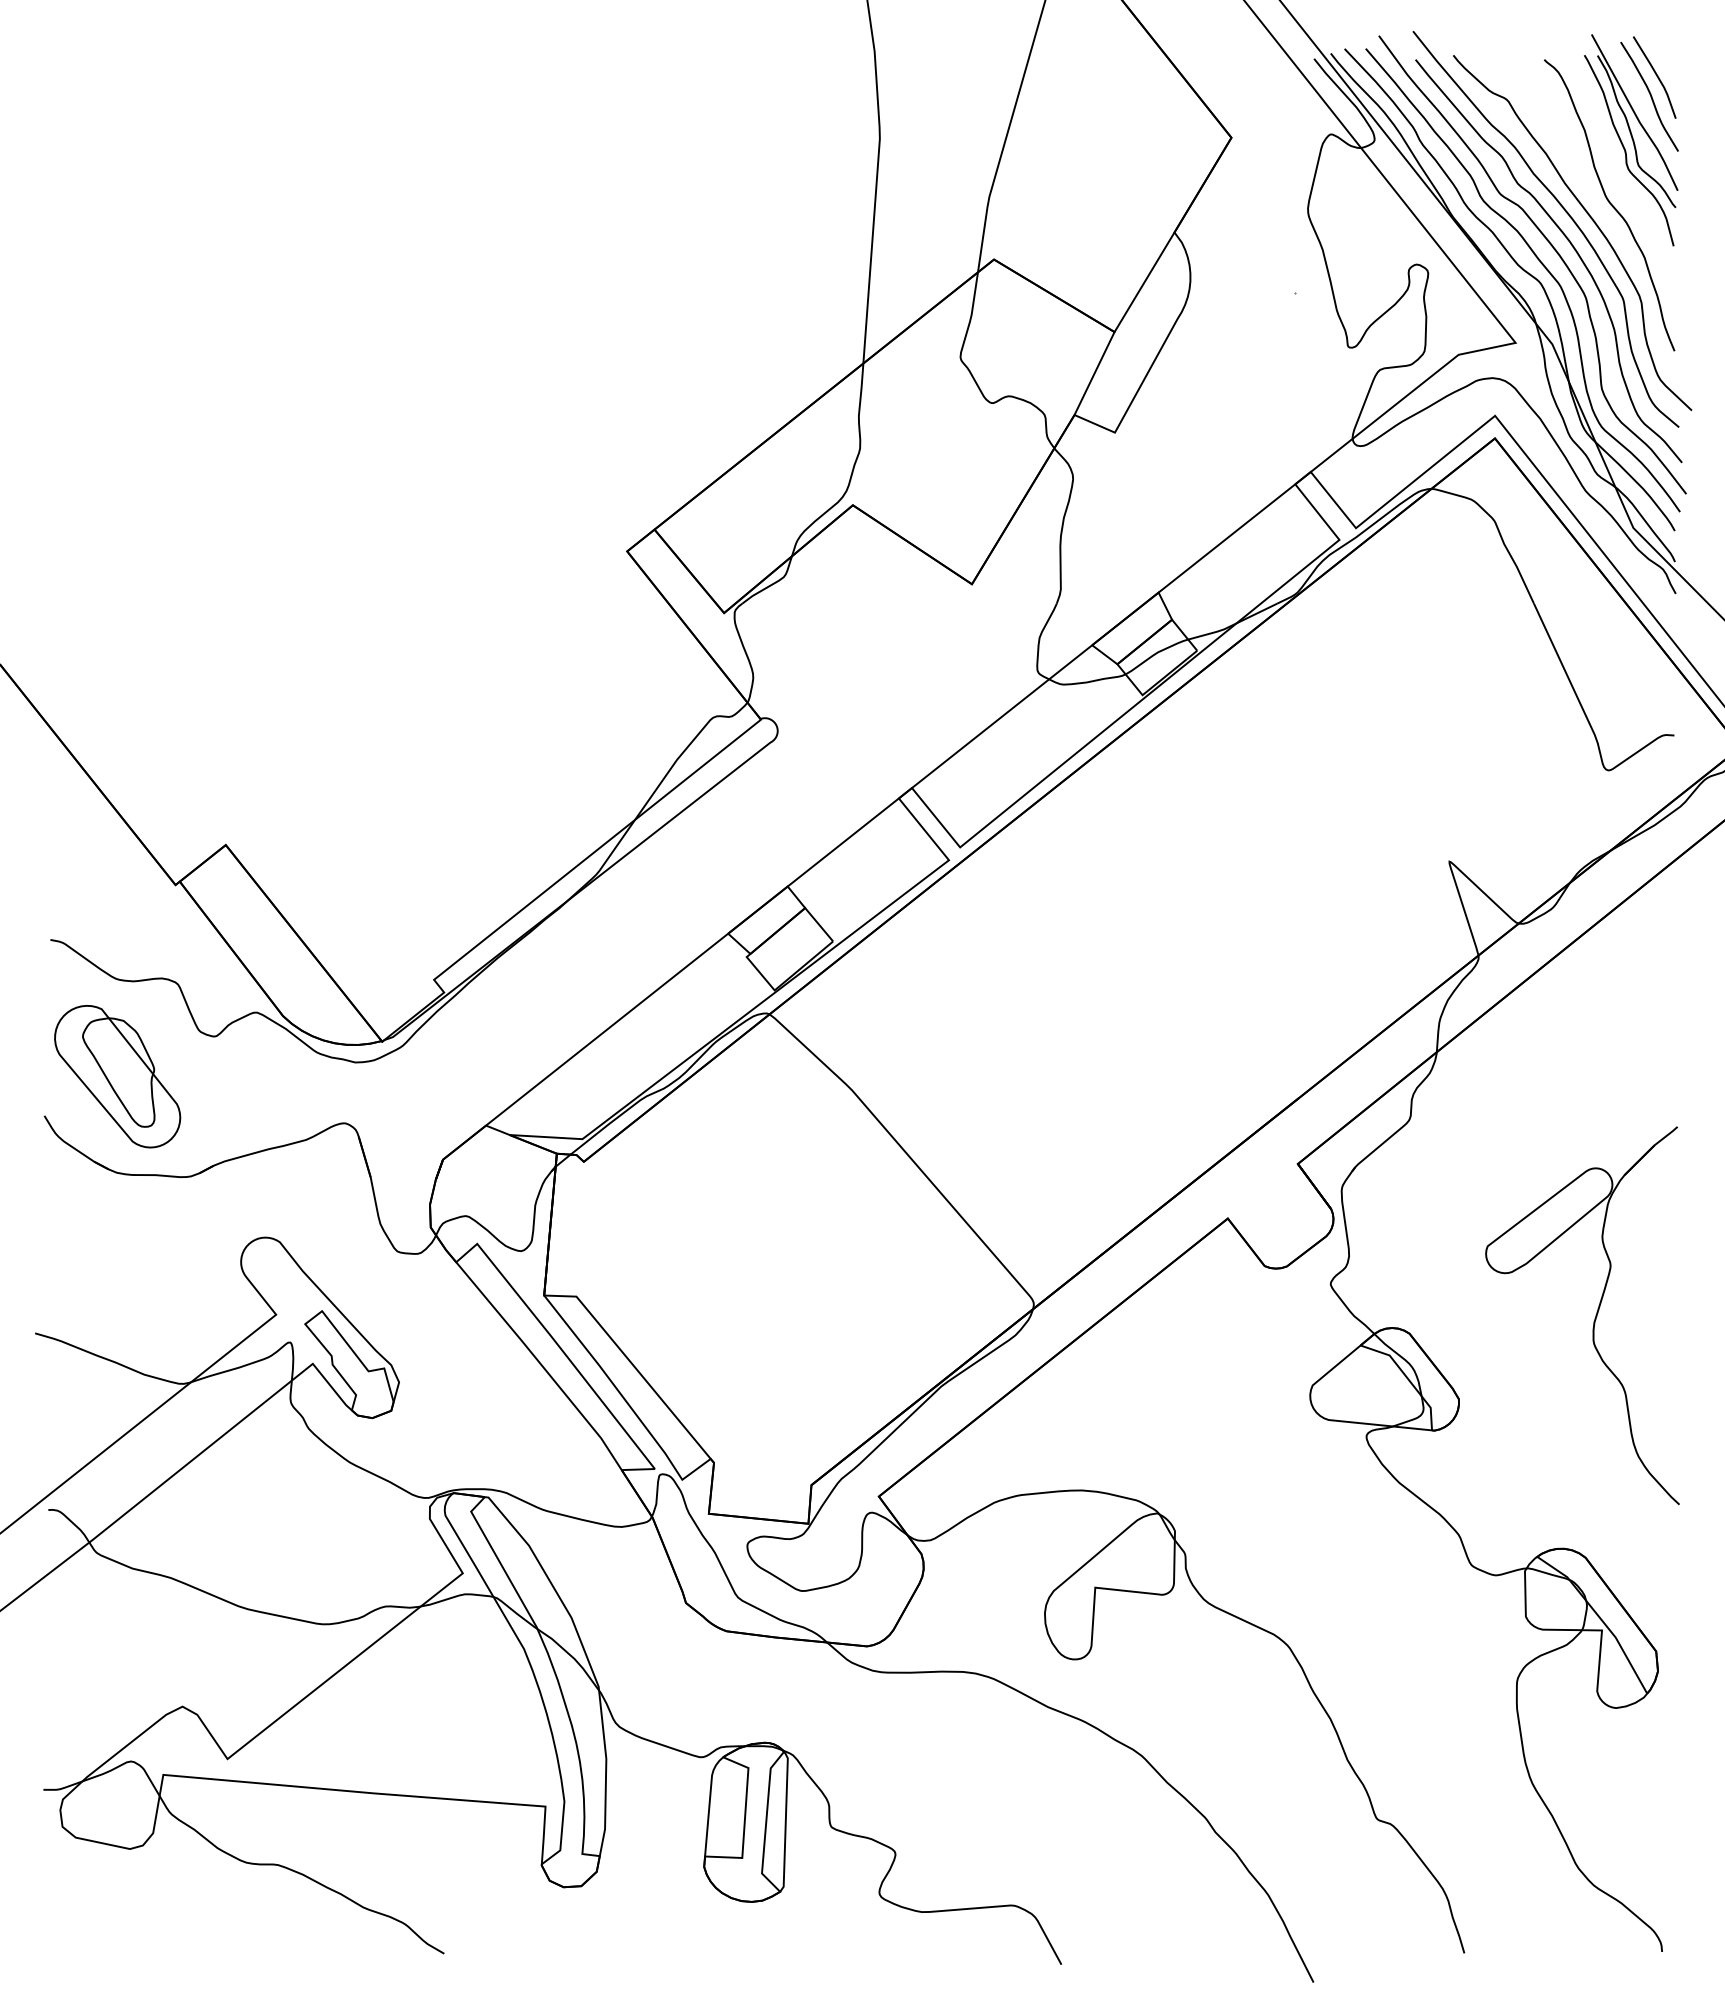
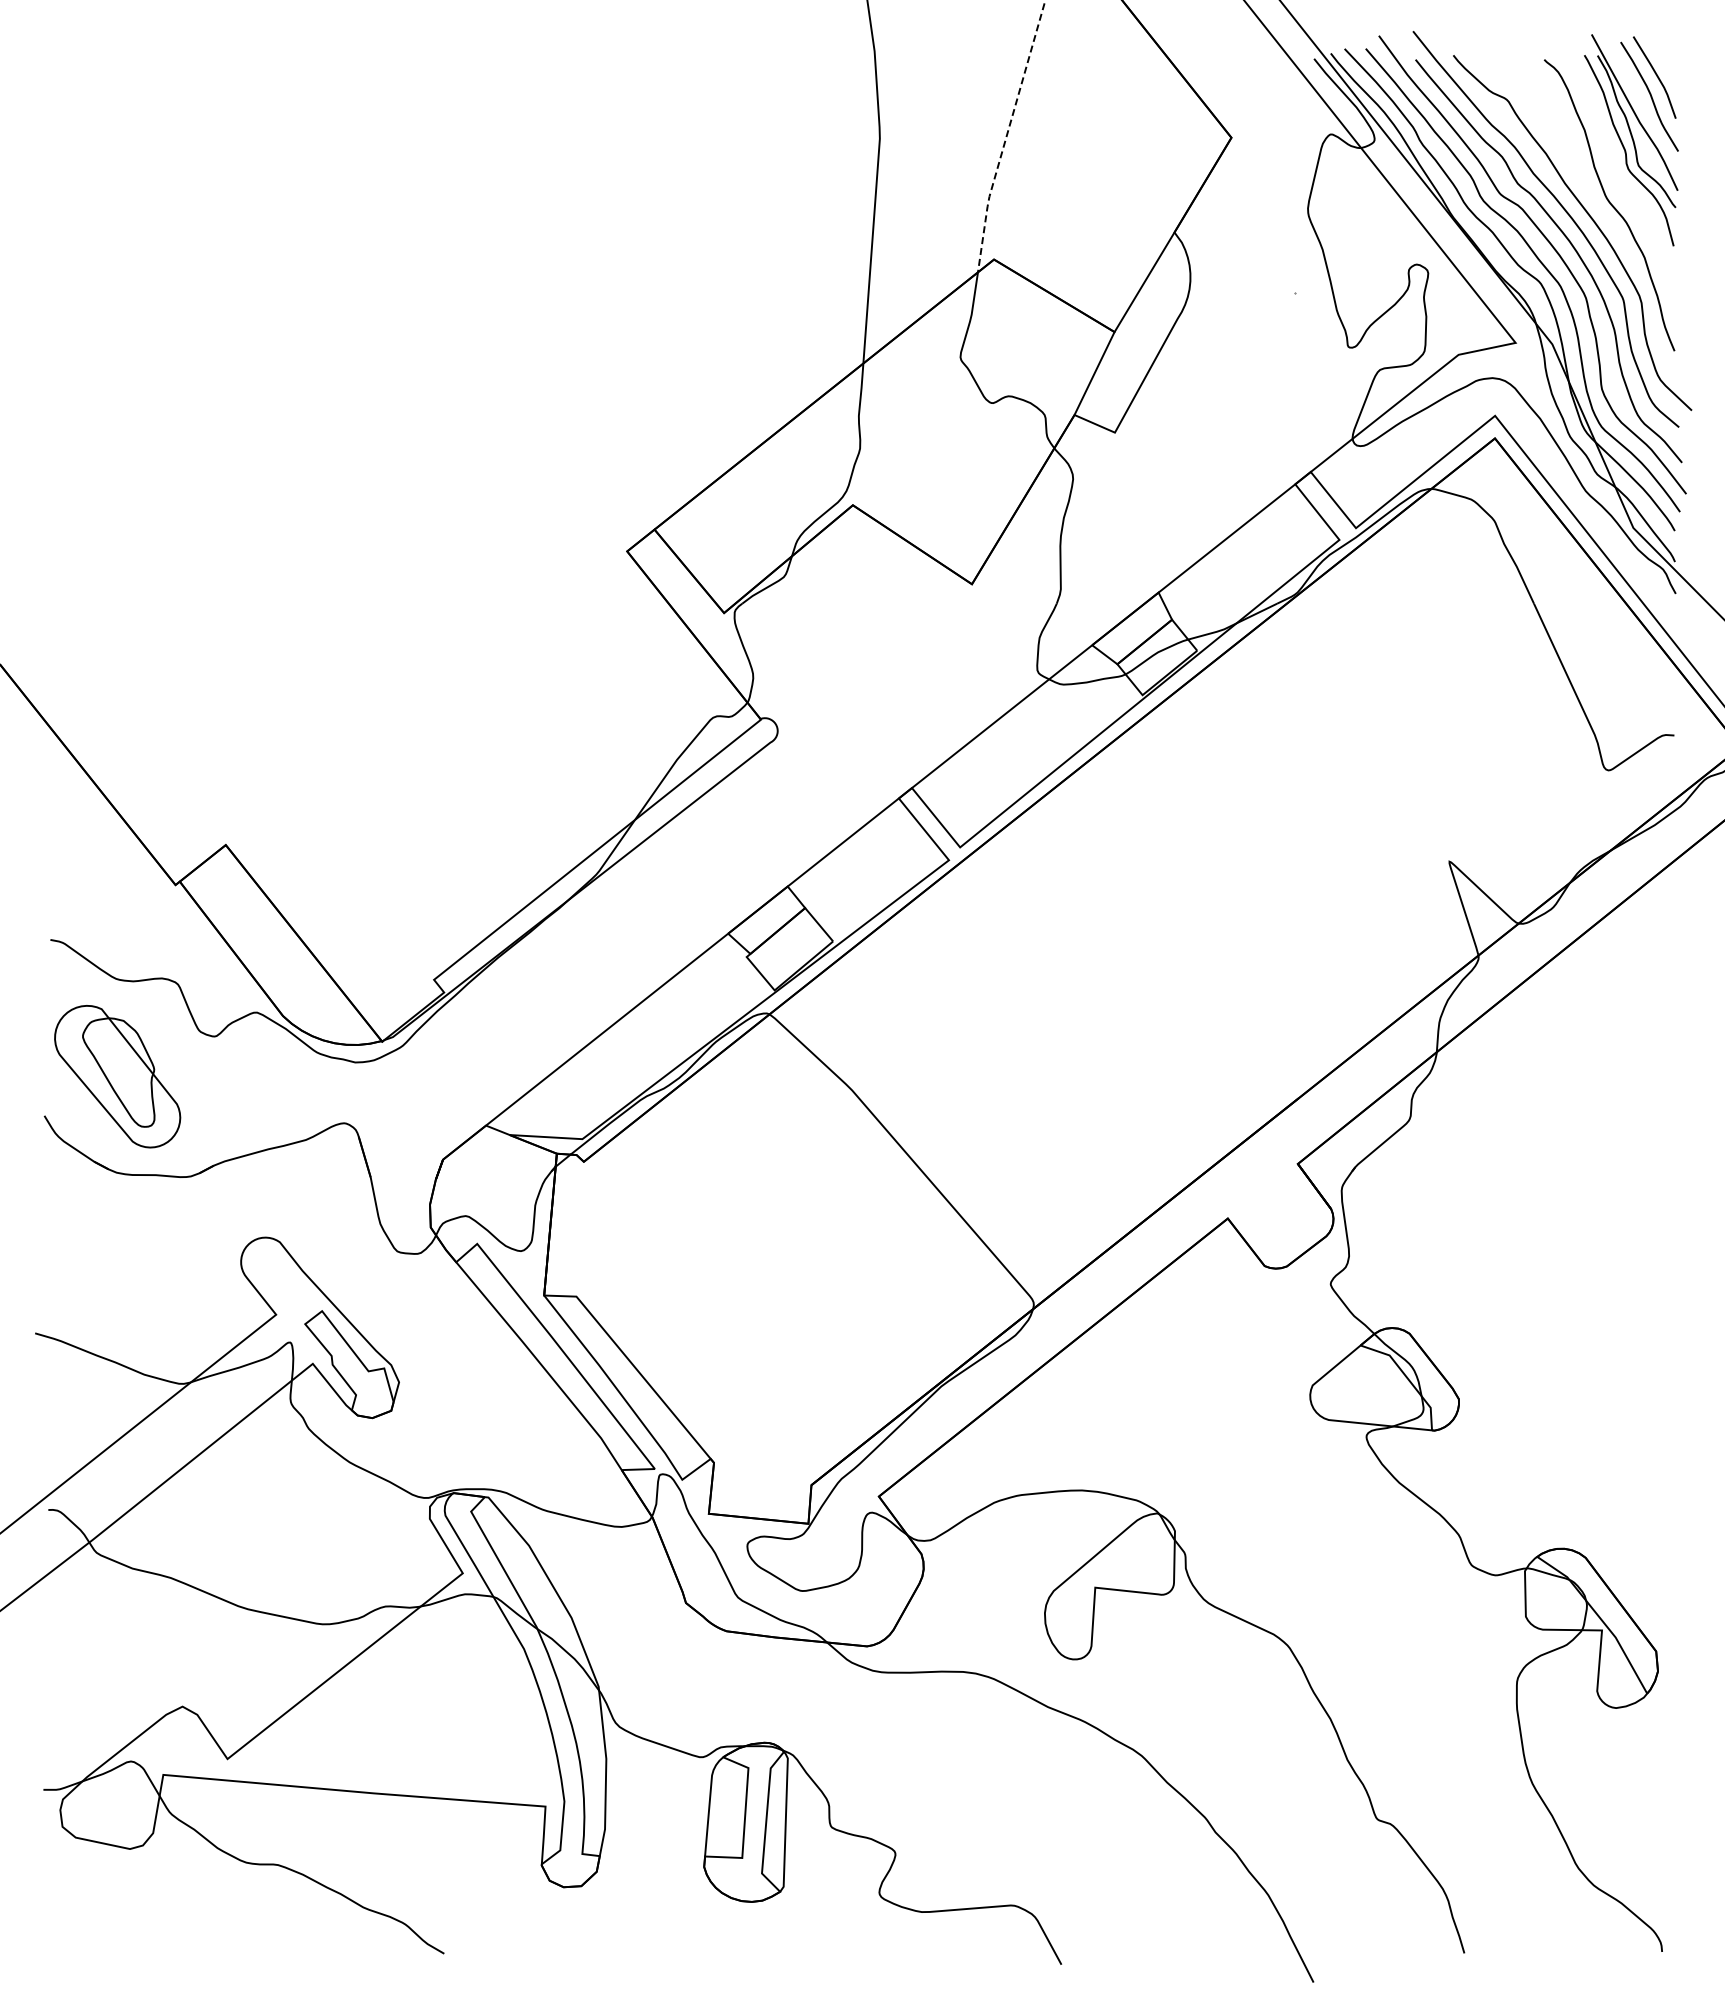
line: solid -> dashed (1006, 137)
part: present -> none (1594, 1318)
